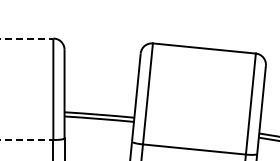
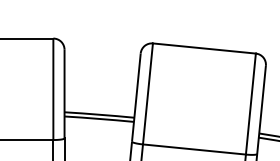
line: dashed -> solid (27, 38)
line: dashed -> solid (27, 140)
